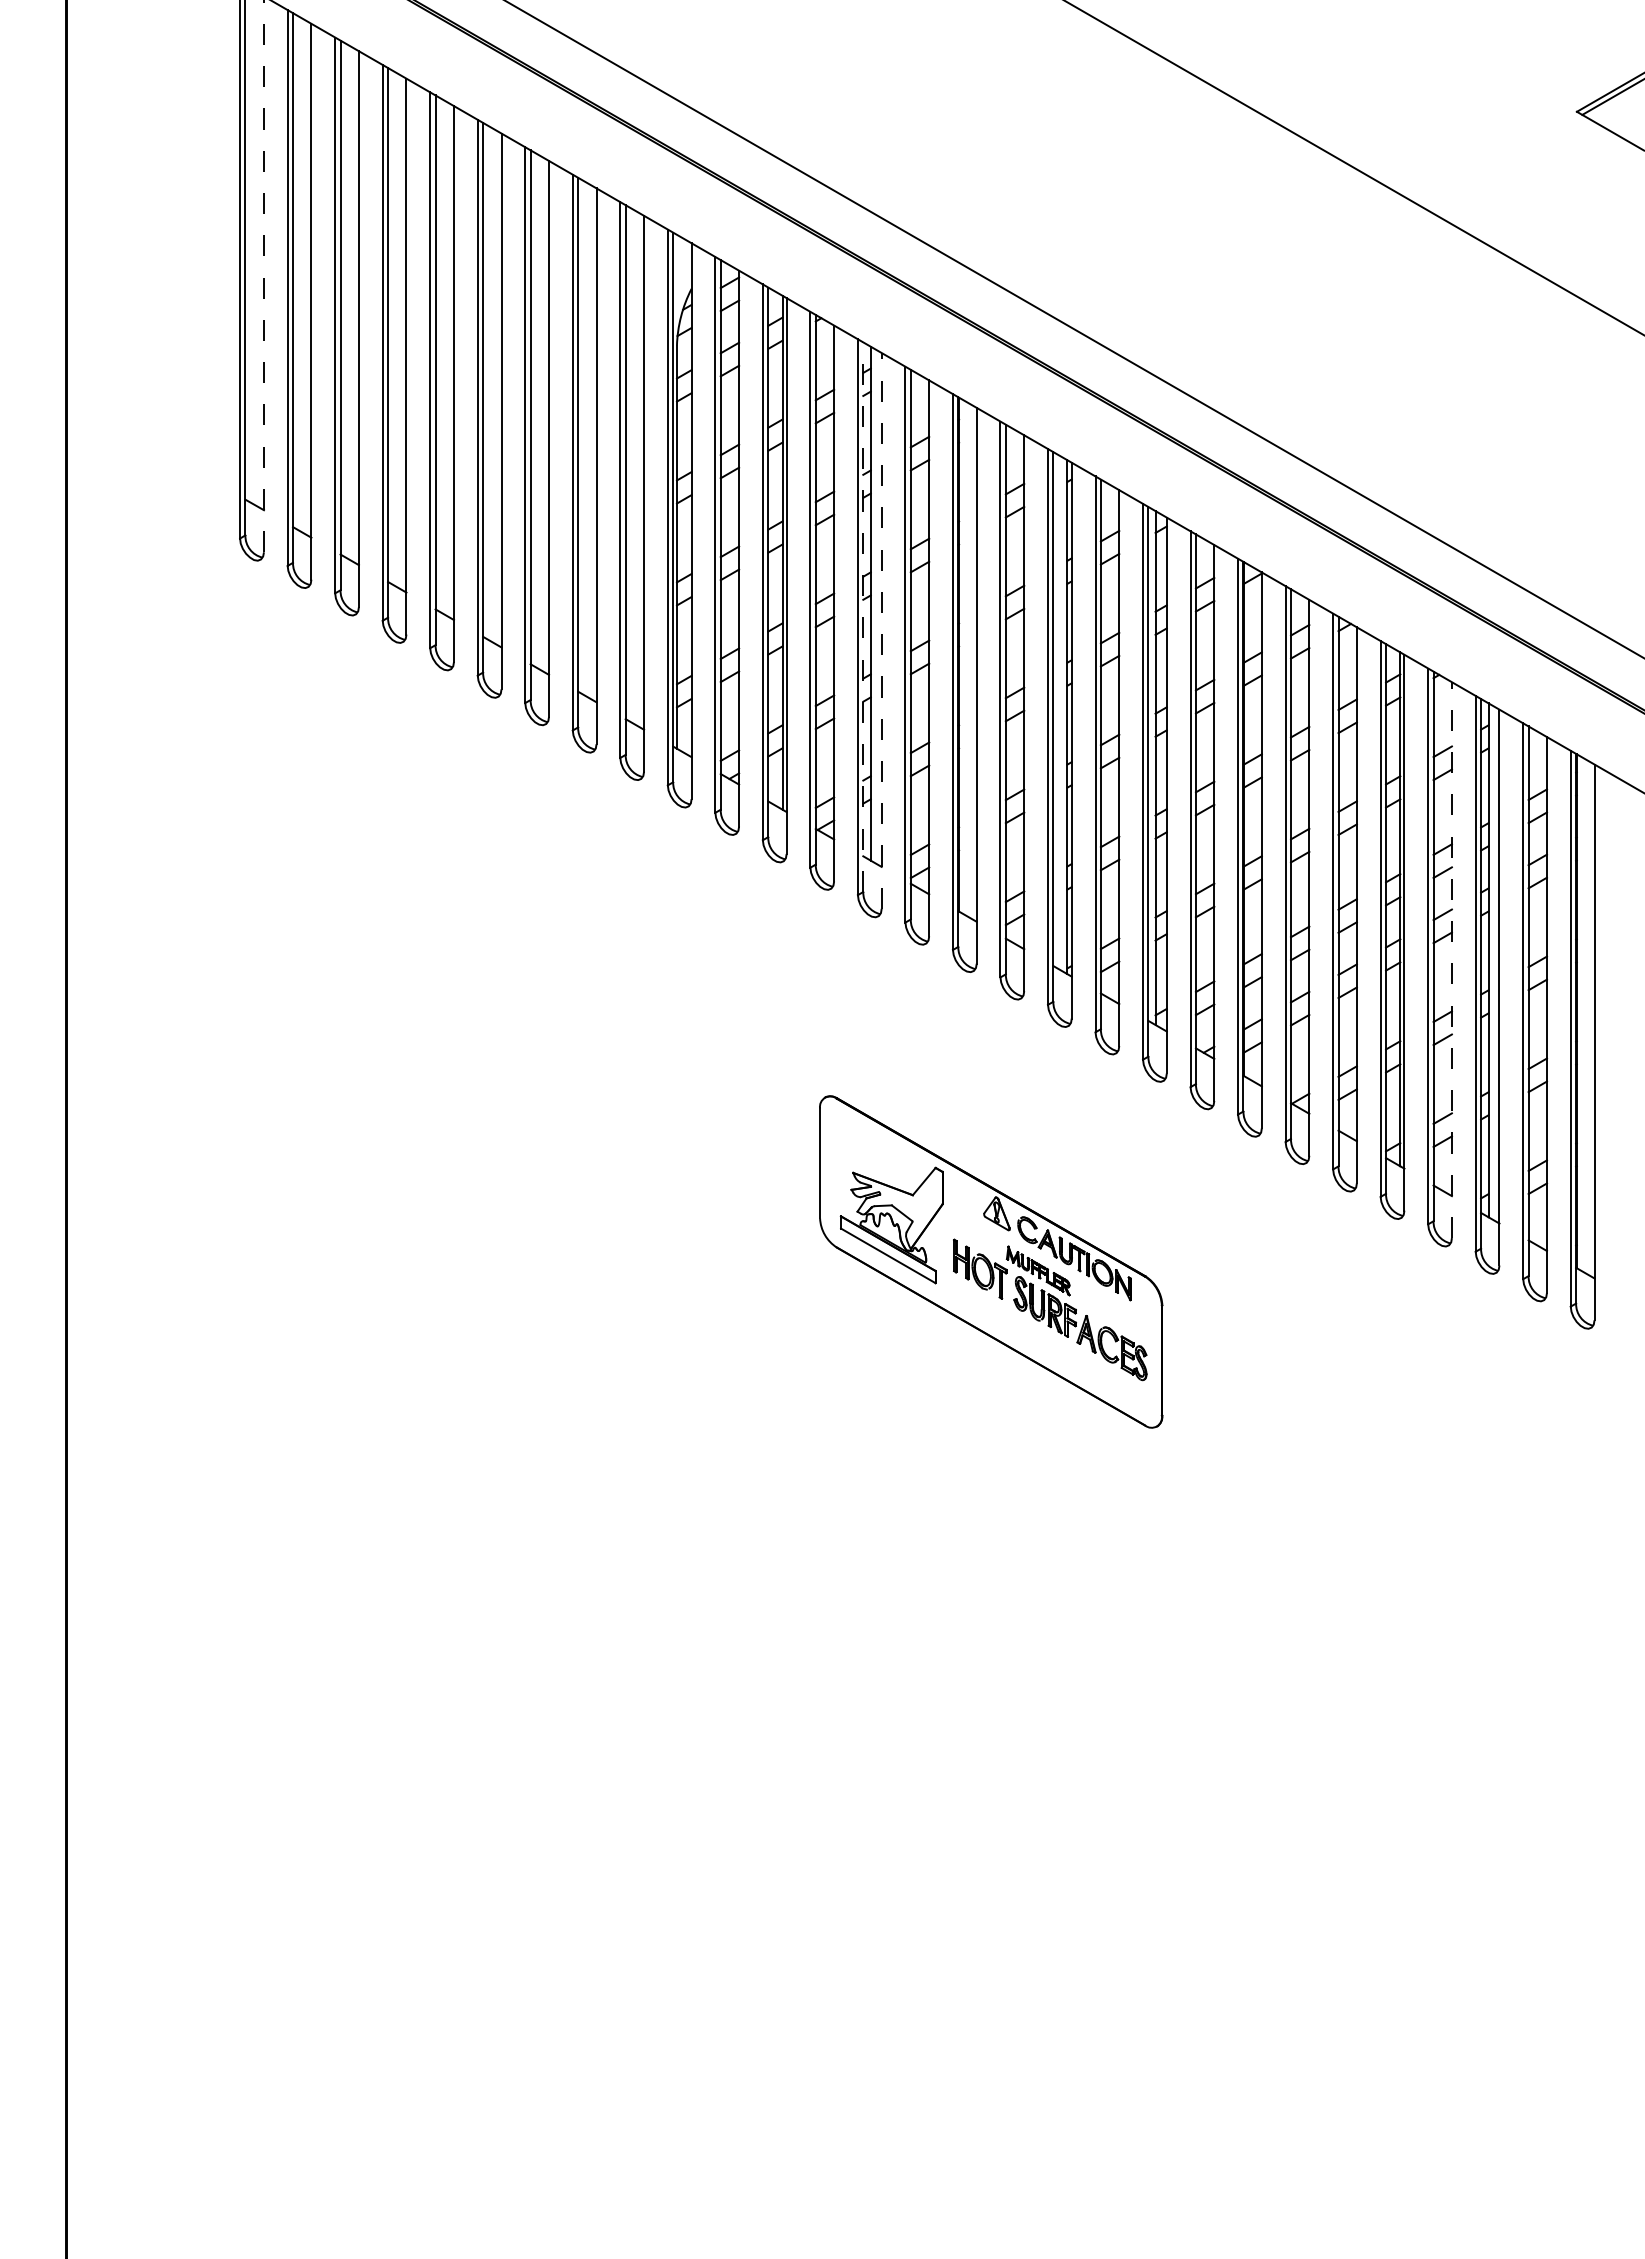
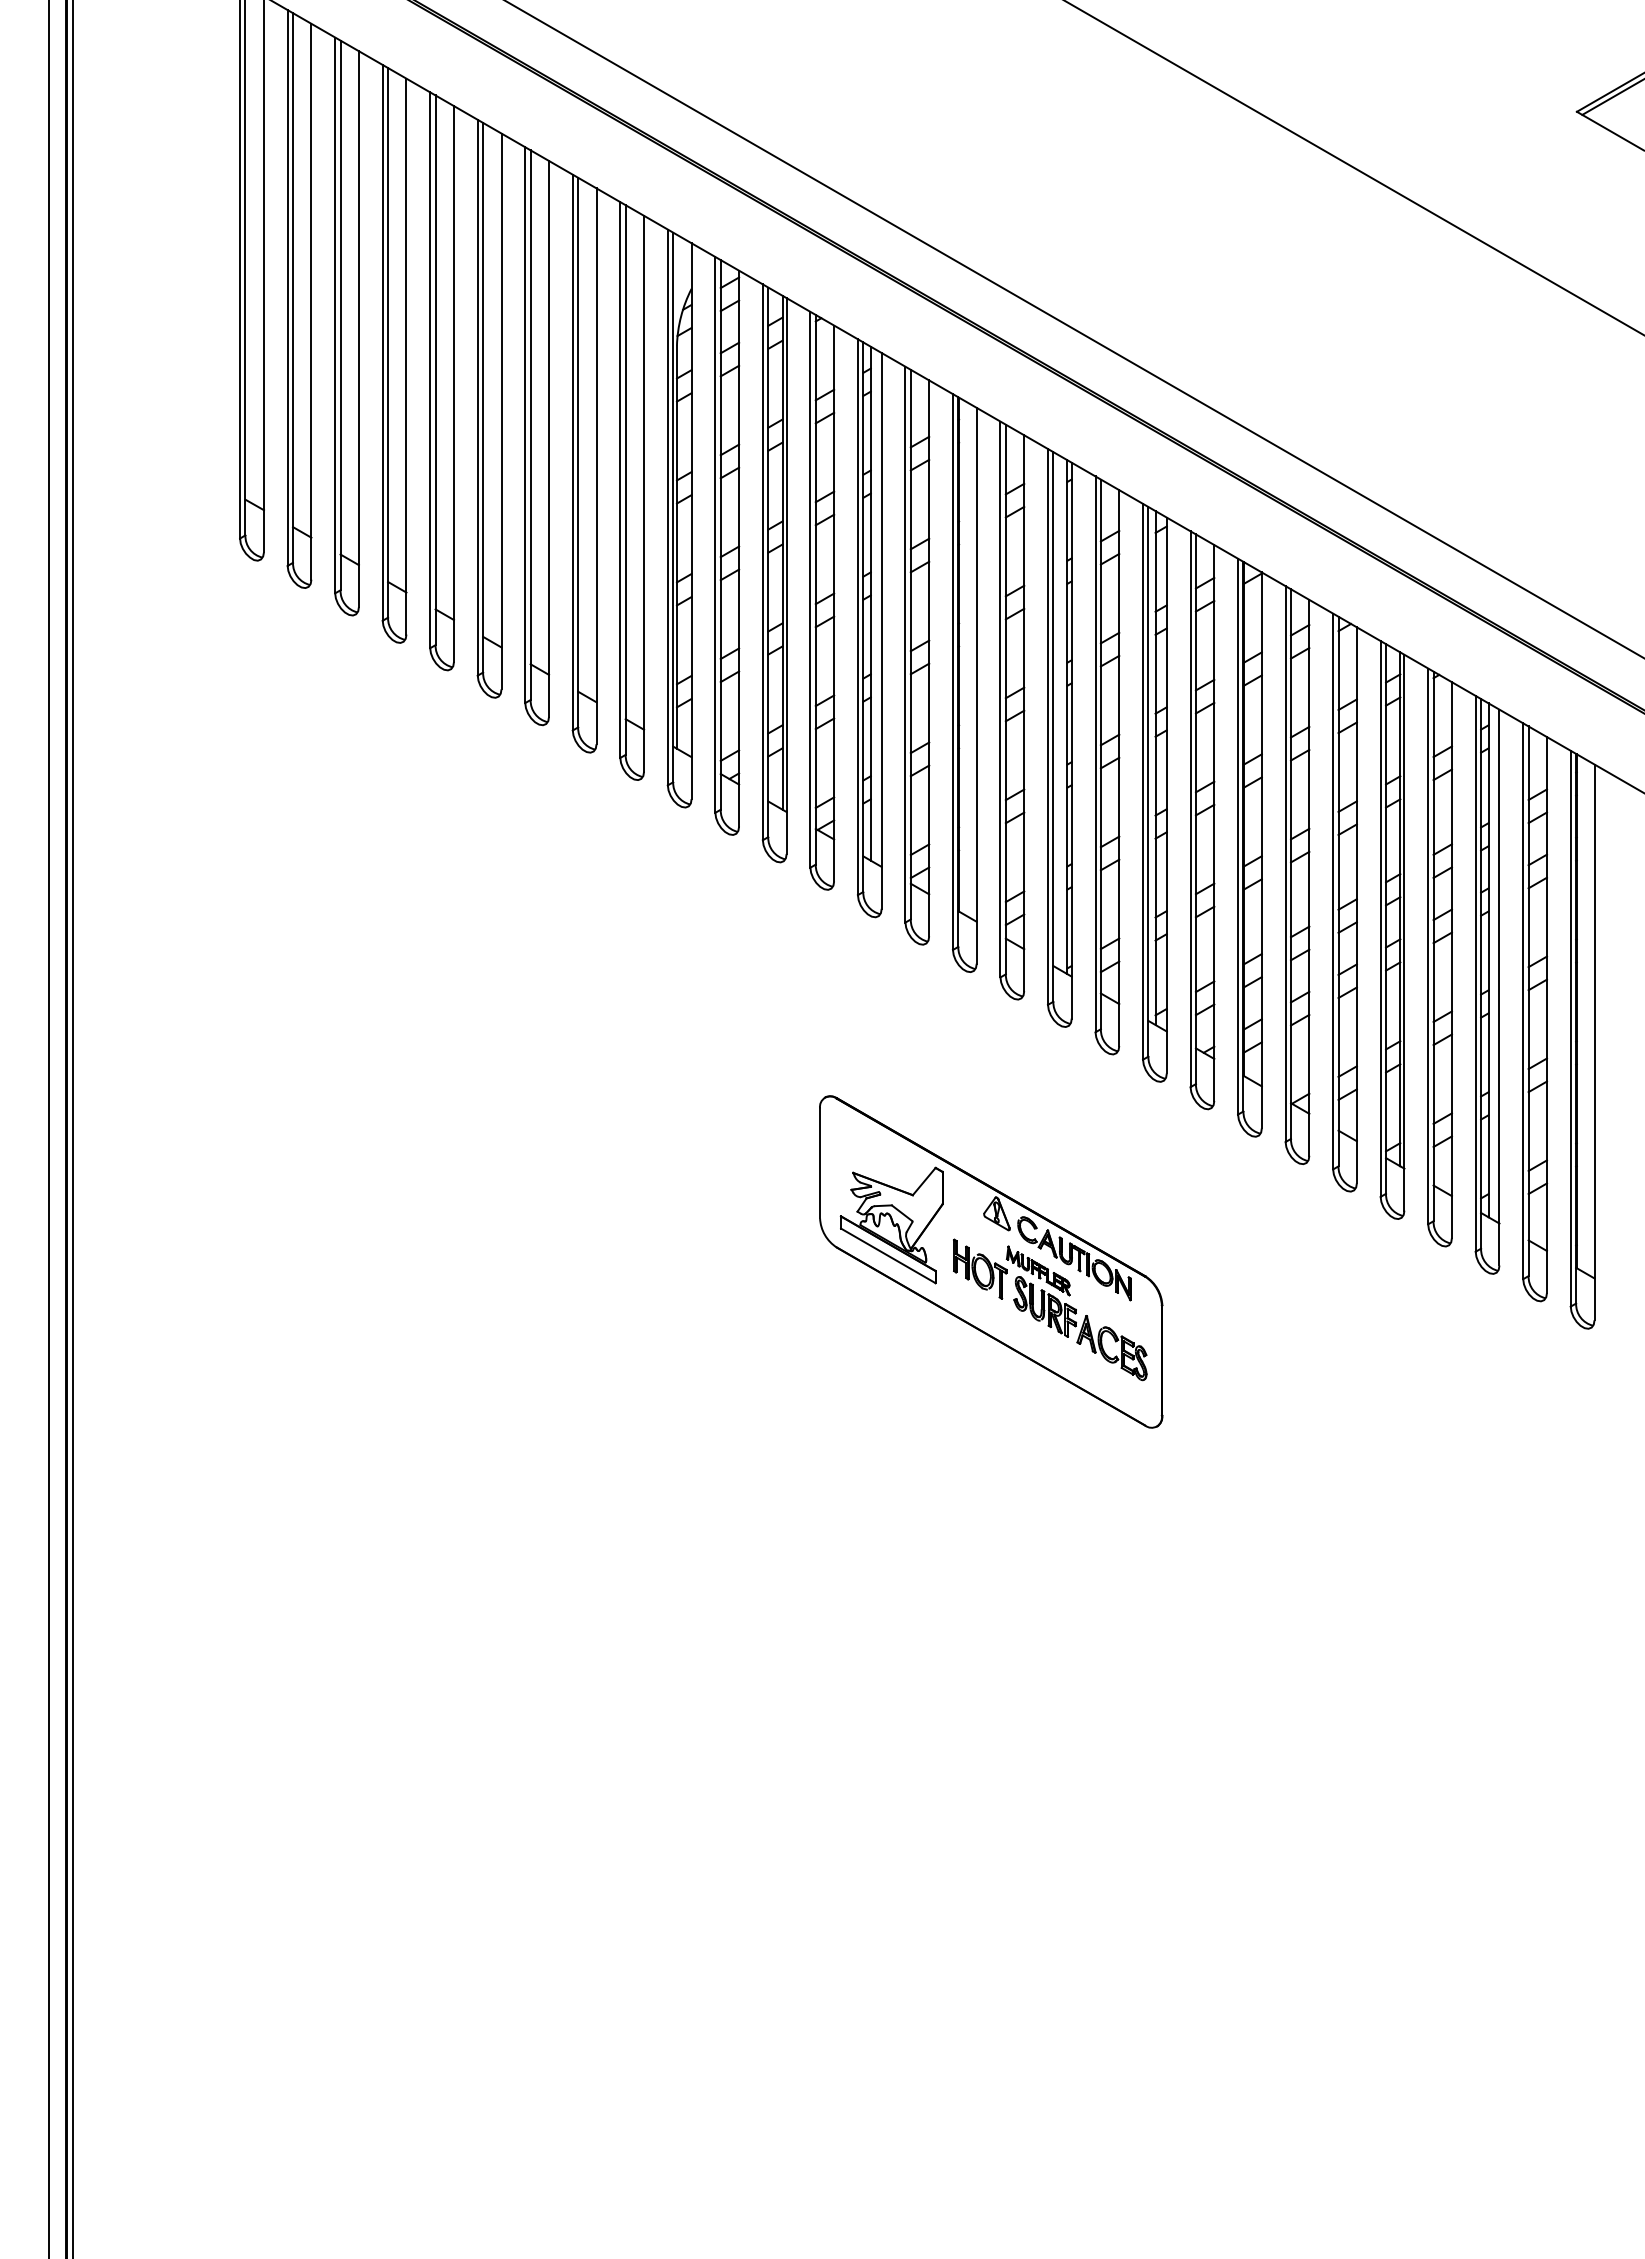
line: dashed -> solid (264, 276)
line: dashed -> solid (863, 617)
line: dashed -> solid (881, 630)
line: dashed -> solid (1451, 960)
line: none -> present (49, 1128)
line: none -> present (72, 1128)
